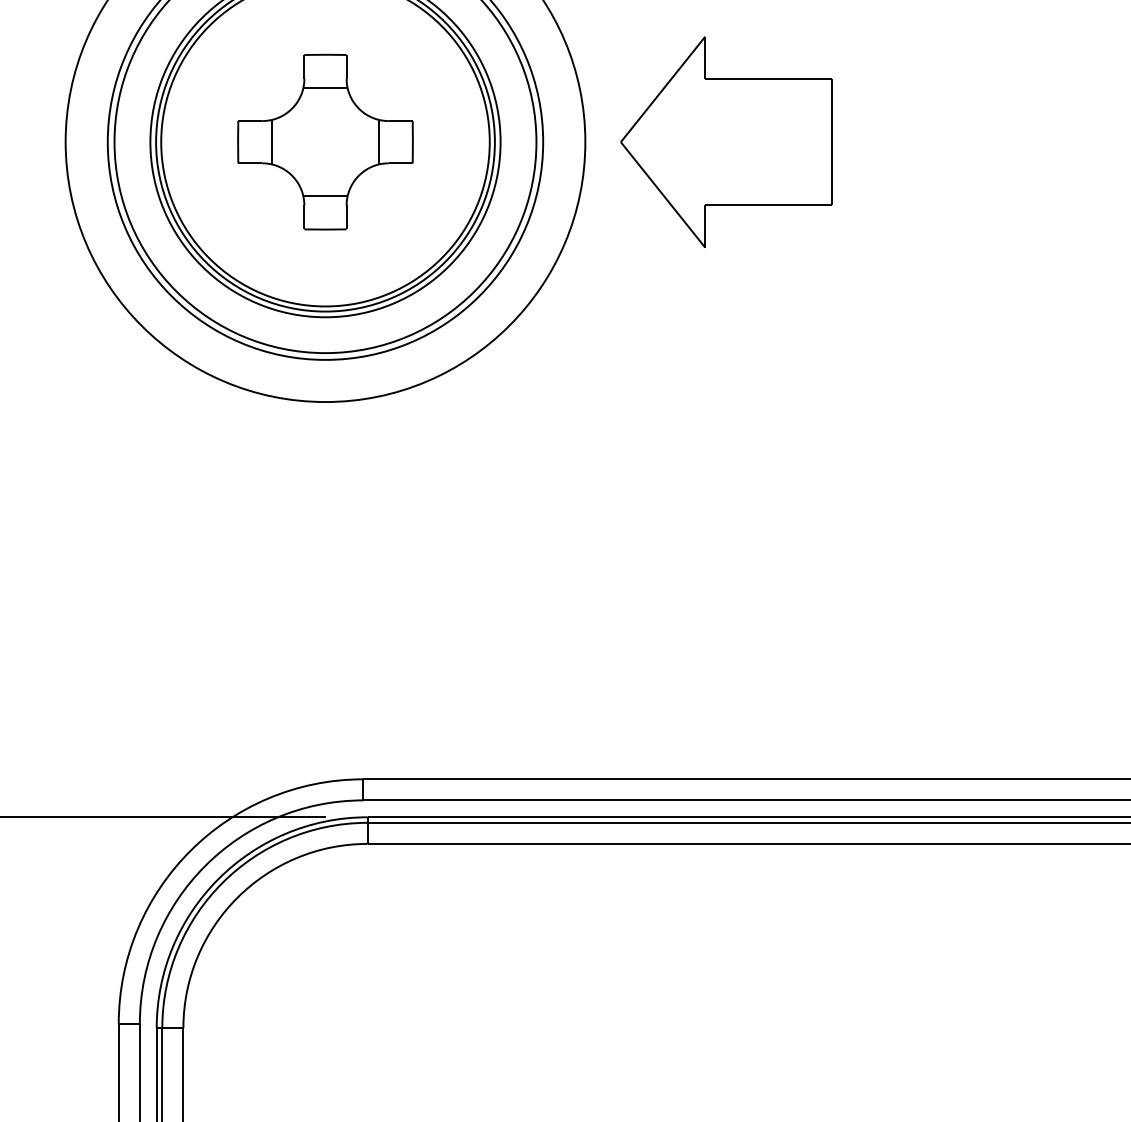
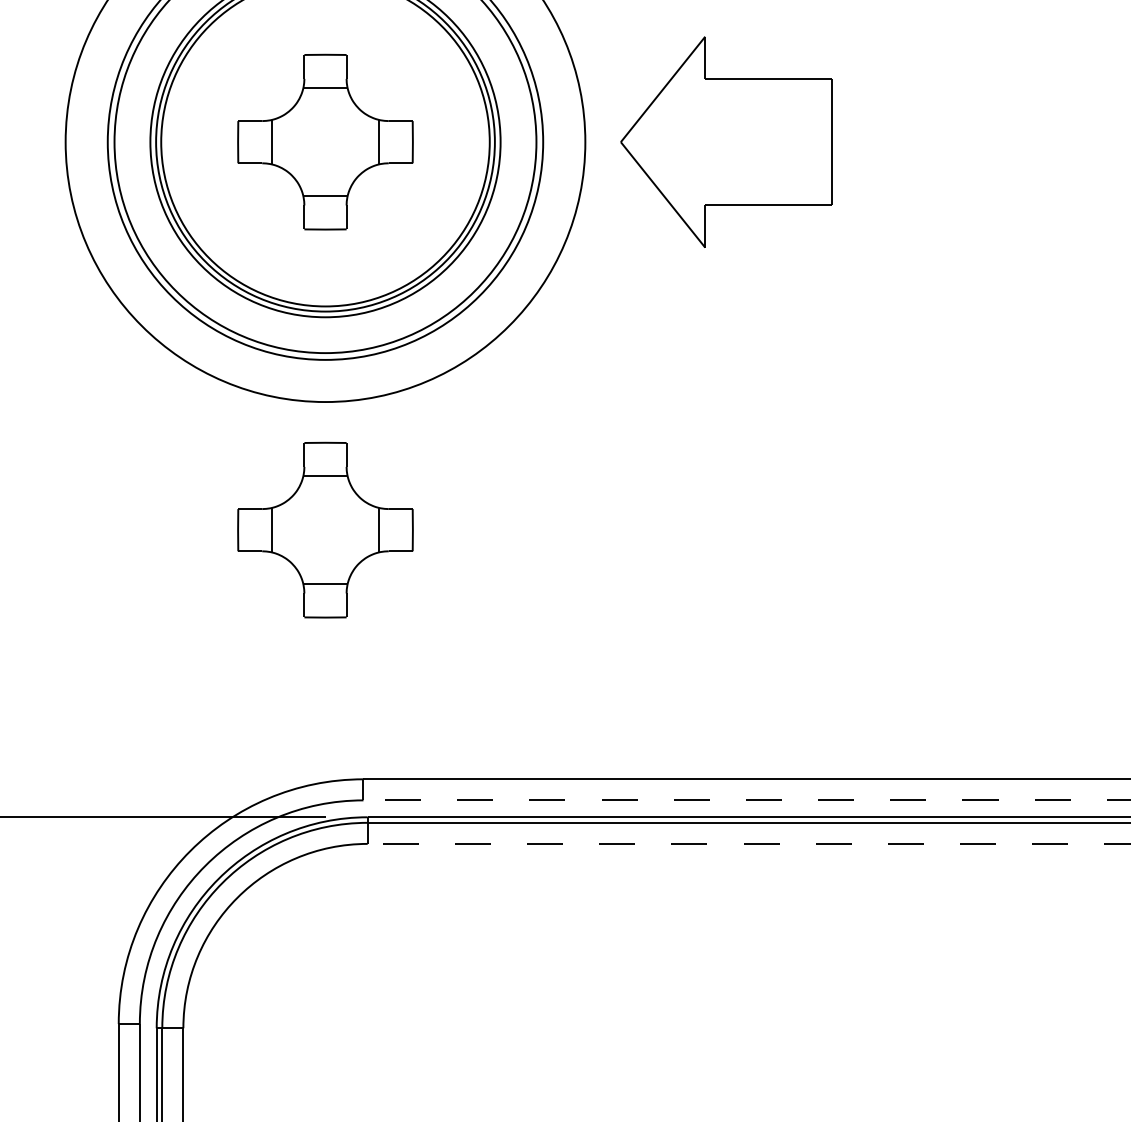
part: none -> present (325, 529)
line: solid -> dashed (746, 800)
line: solid -> dashed (748, 843)
